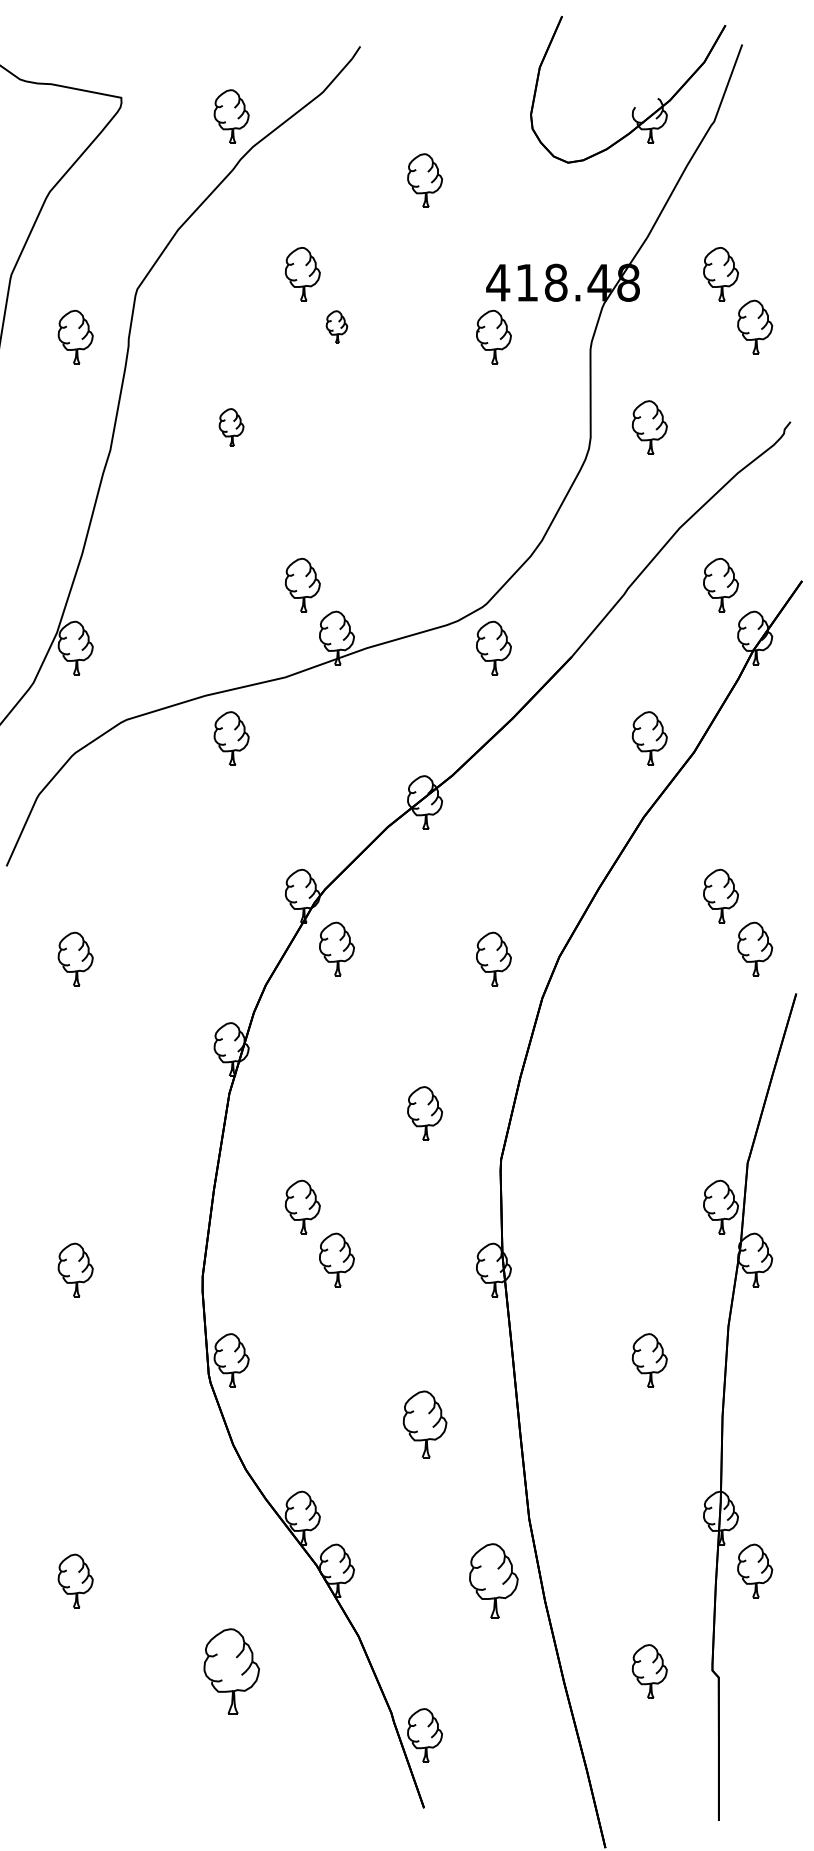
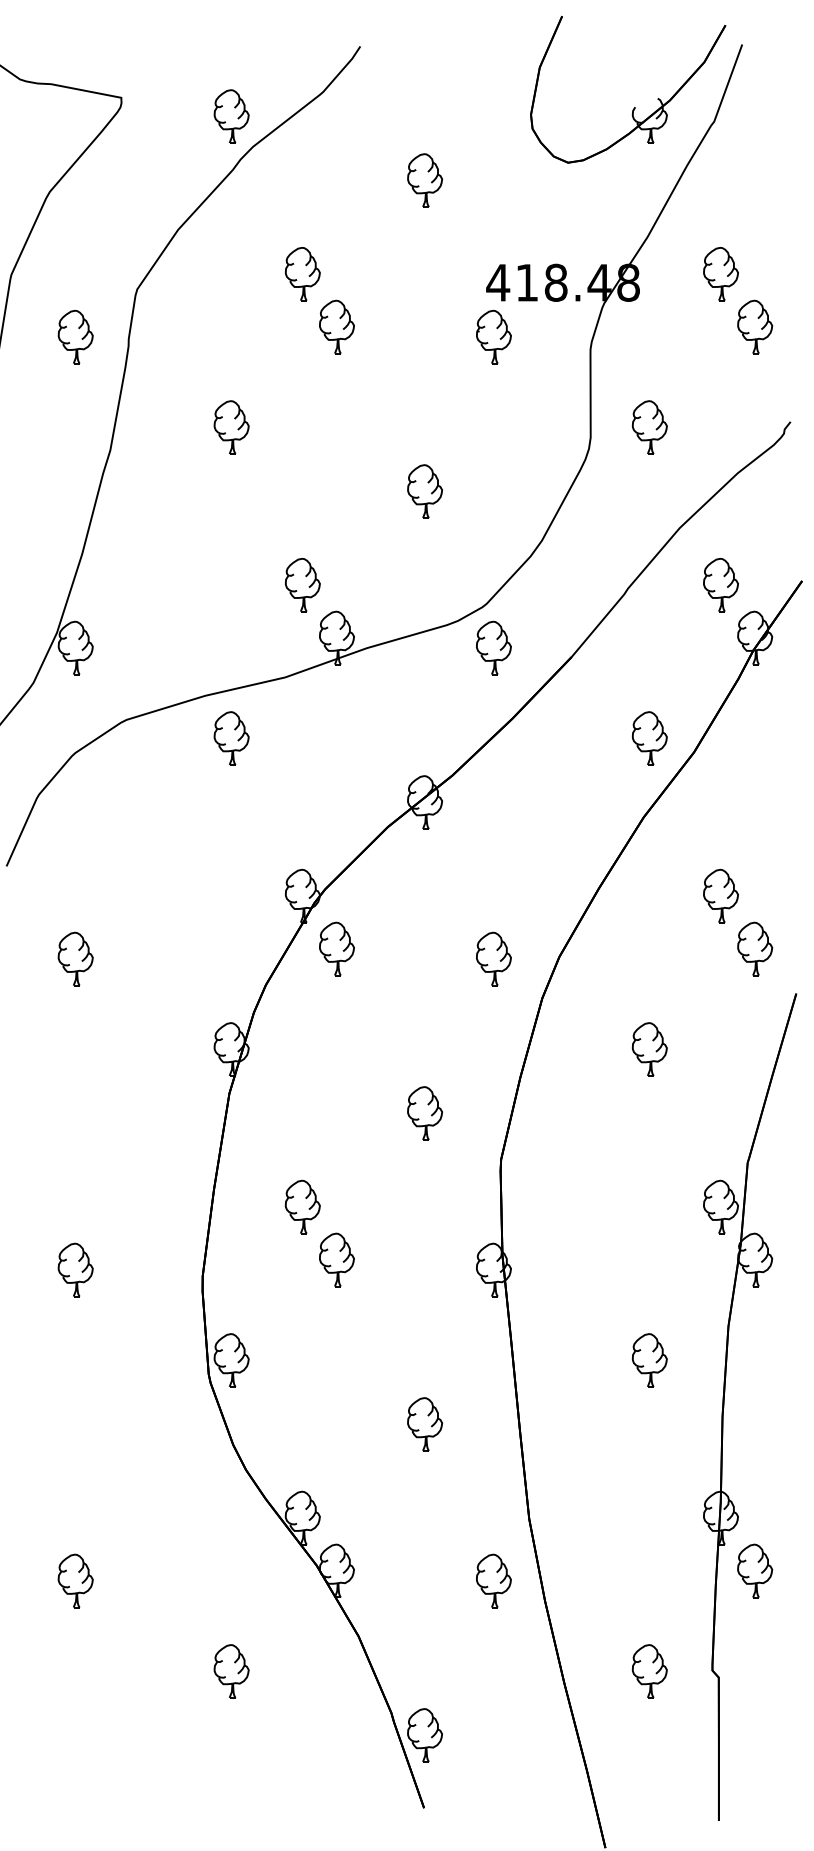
part size: 24x34 px -> 36x56 px (336, 326)
part size: 27x39 px -> 37x55 px (231, 427)
part: none -> present (425, 491)
part: none -> present (649, 1049)
part size: 46x69 px -> 36x55 px (424, 1424)
part size: 50x76 px -> 36x56 px (493, 1580)
part size: 57x87 px -> 37x55 px (231, 1671)
